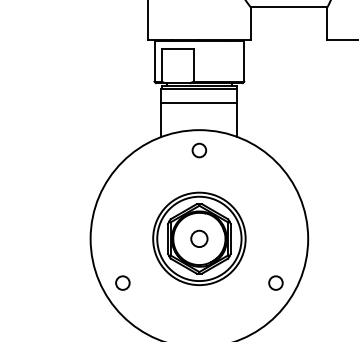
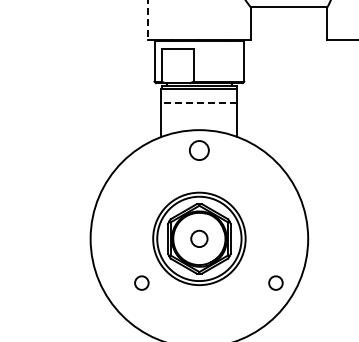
line: solid -> dashed (147, 20)
line: solid -> dashed (198, 102)
circle size: 17x17 px -> 21x21 px (199, 150)
circle position: (122, 282) -> (141, 282) (141, 282)
